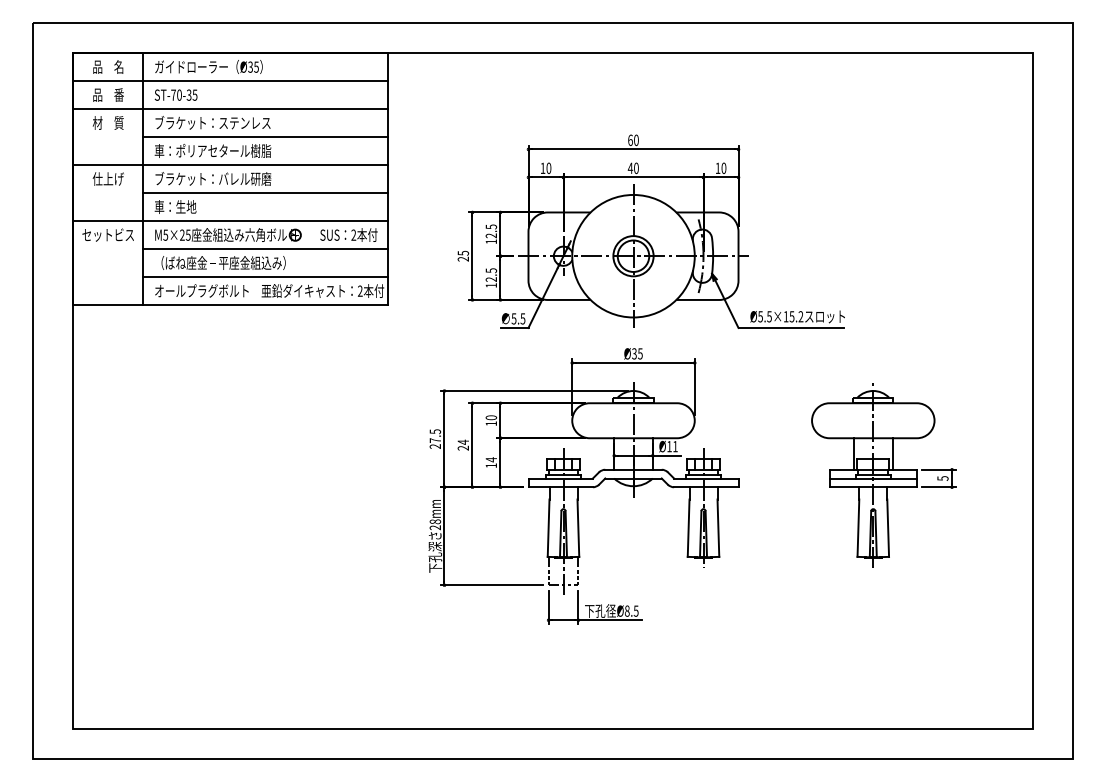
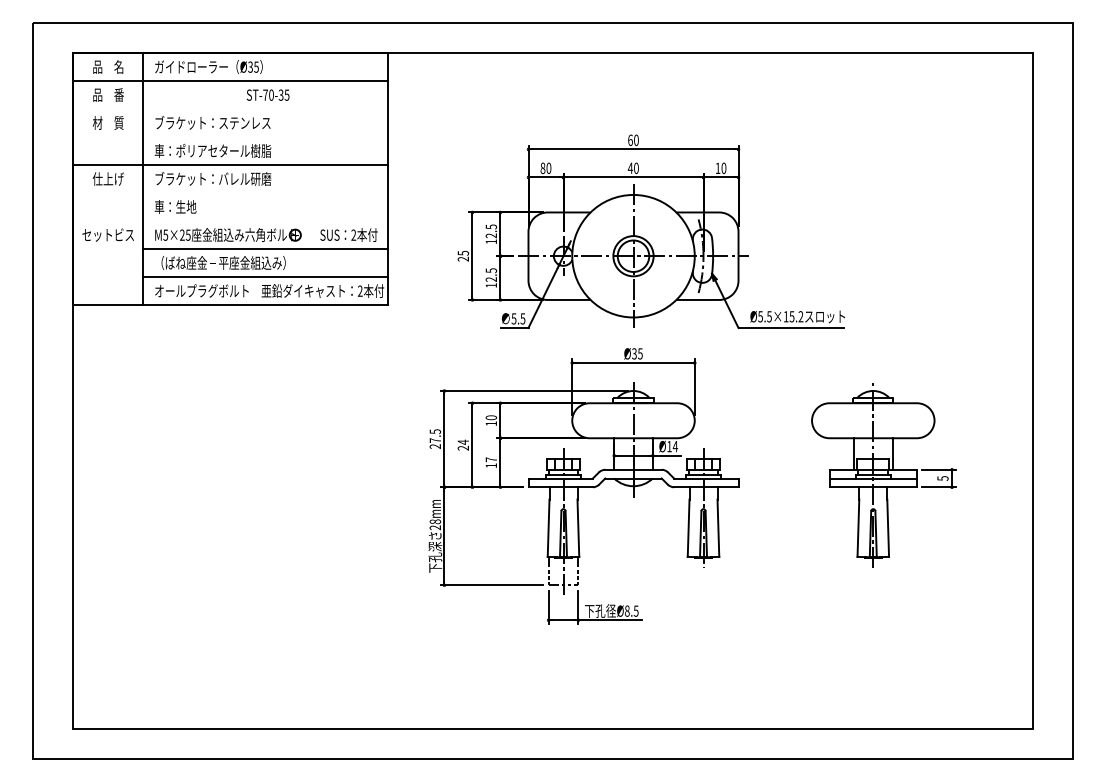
text position: (175, 94) -> (267, 94) (267, 94)
line: present -> none (230, 109)
line: present -> none (265, 137)
text: 10 -> 80 (542, 168)
line: present -> none (265, 193)
line: present -> none (230, 221)
text: Ø11 -> Ø14 (675, 446)
text: 14 -> 17 (490, 459)
